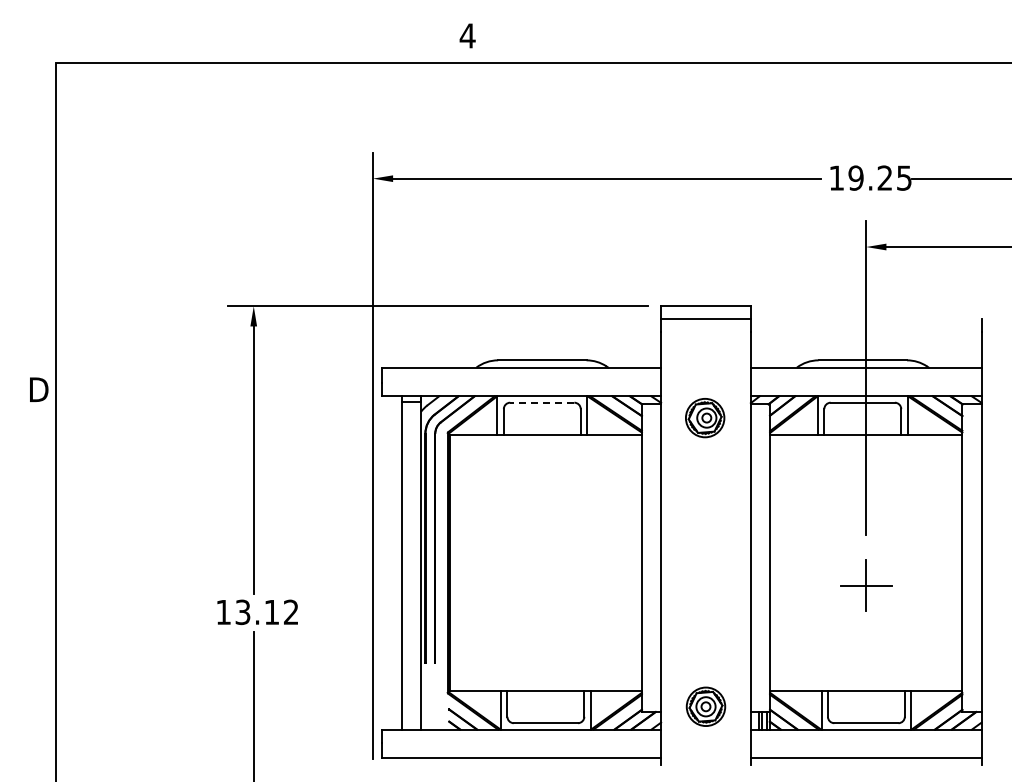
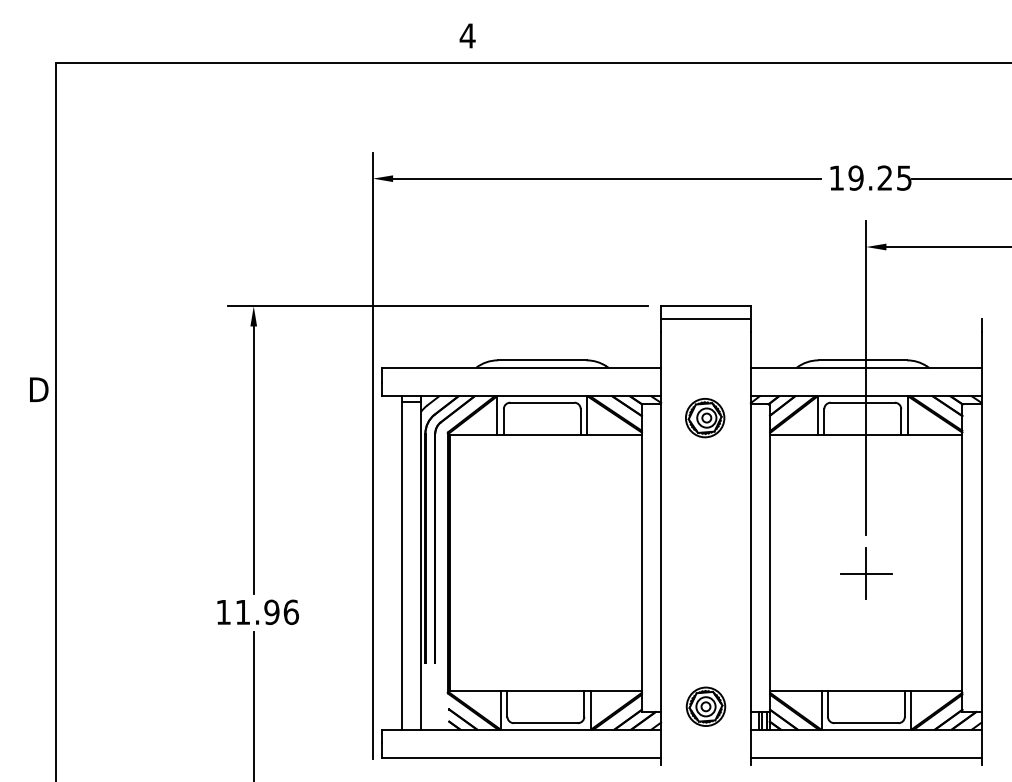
line: dashed -> solid (541, 402)
part position: (866, 585) -> (866, 573) (866, 573)
text: 13.12 -> 11.96 (267, 612)
